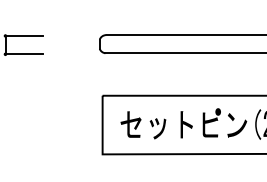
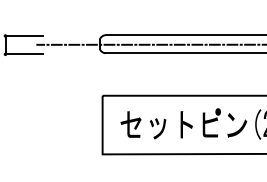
line: none -> present (149, 44)
